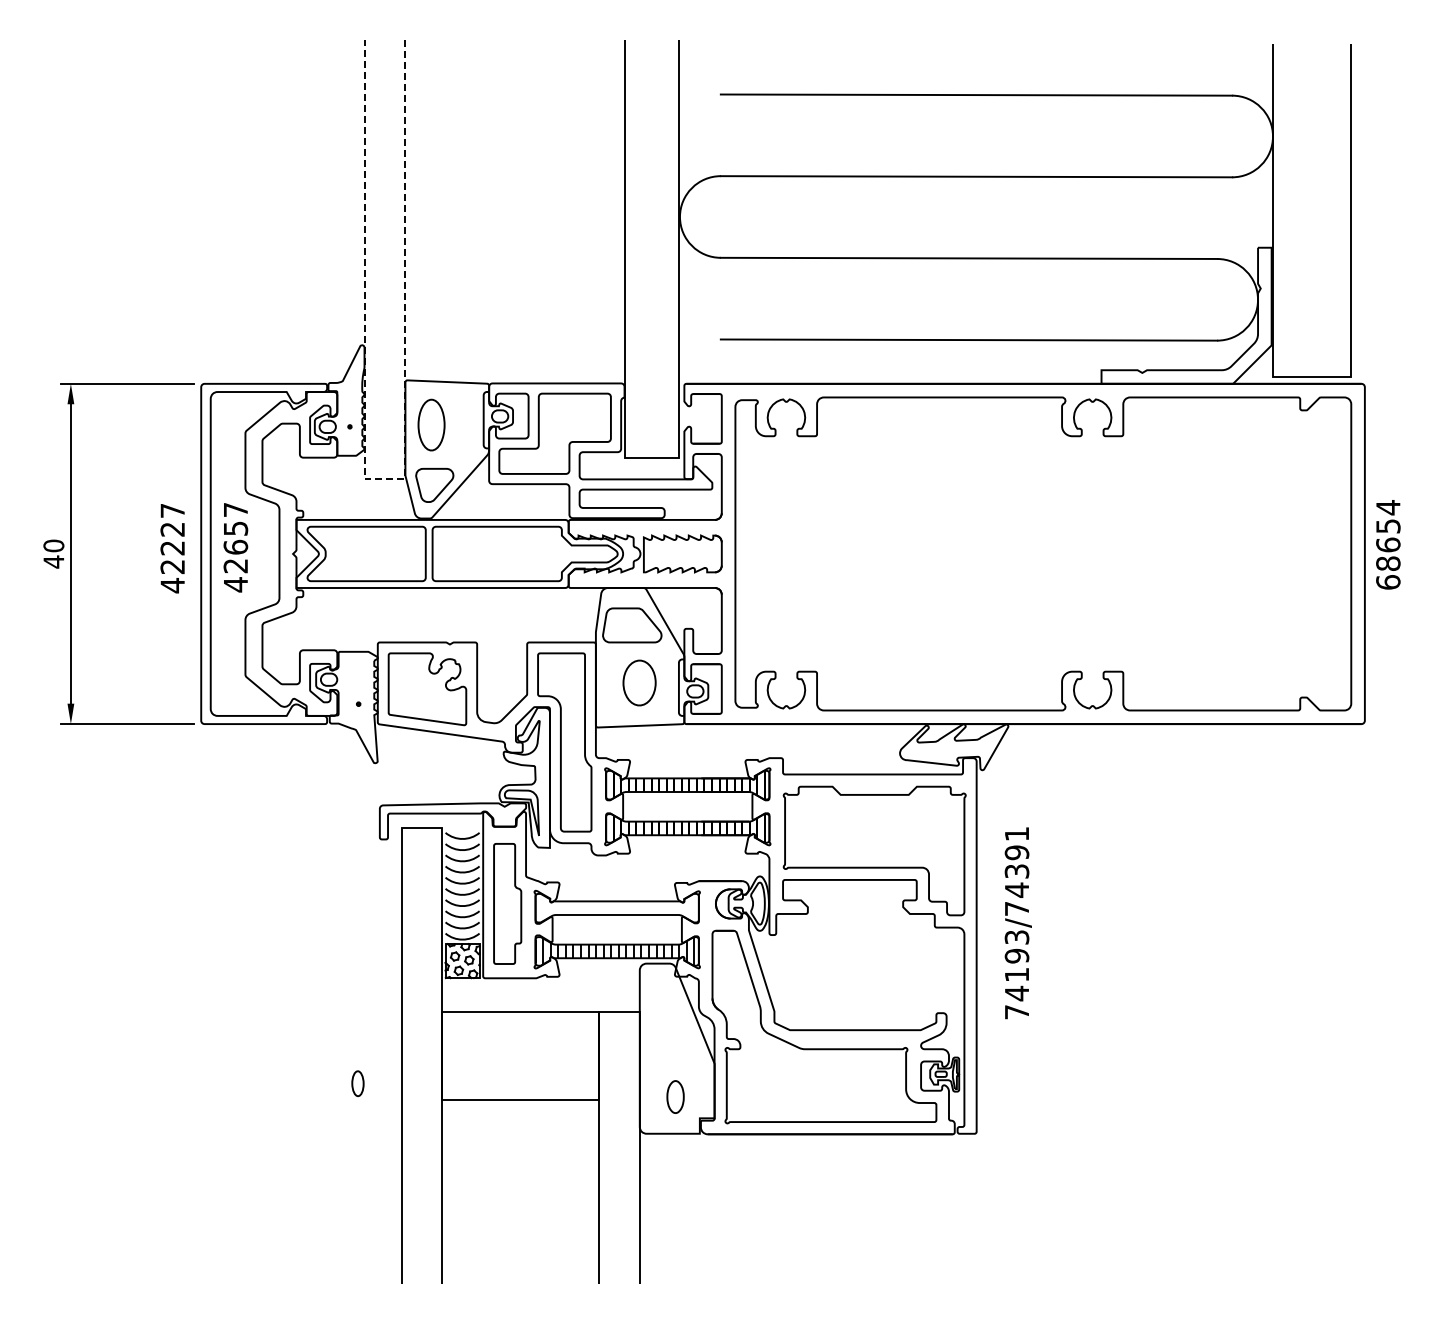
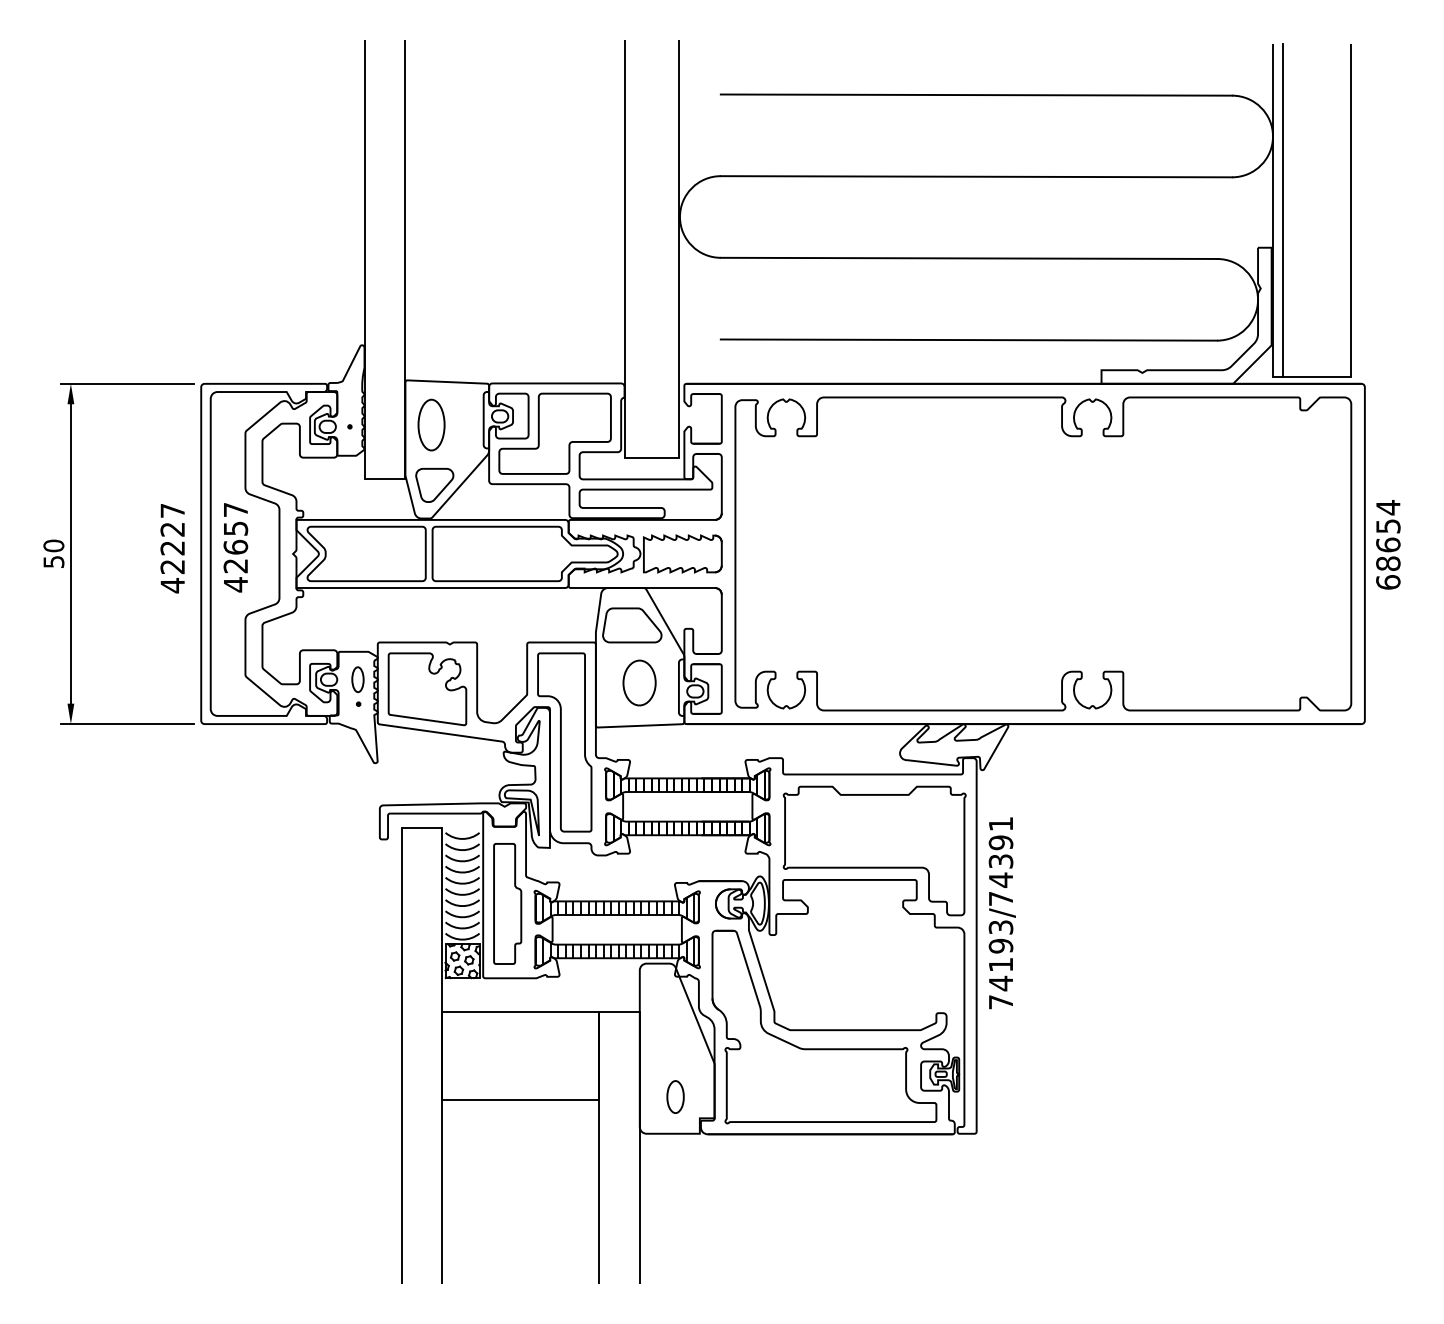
line: none -> present (1283, 210)
line: dashed -> solid (384, 479)
text: 40 -> 50 (53, 561)
hatch: none -> present (614, 907)
text position: (1017, 923) -> (1001, 913) (1001, 913)
part position: (357, 1083) -> (357, 679) (357, 679)
